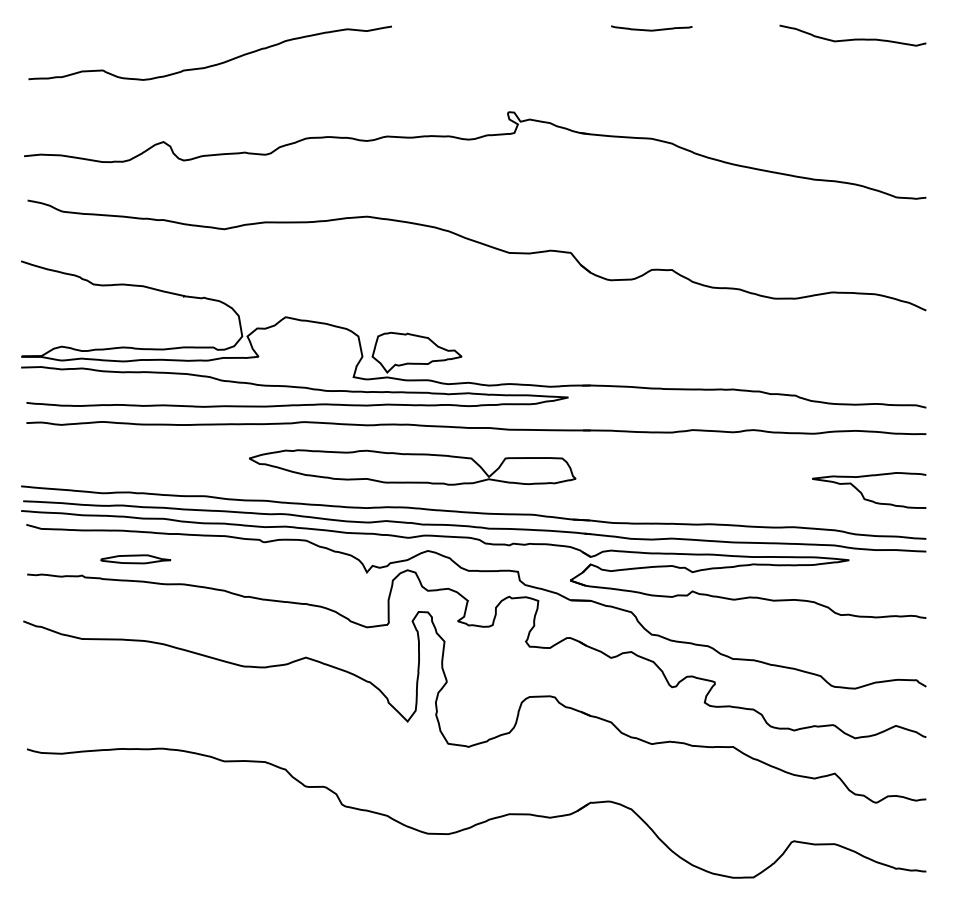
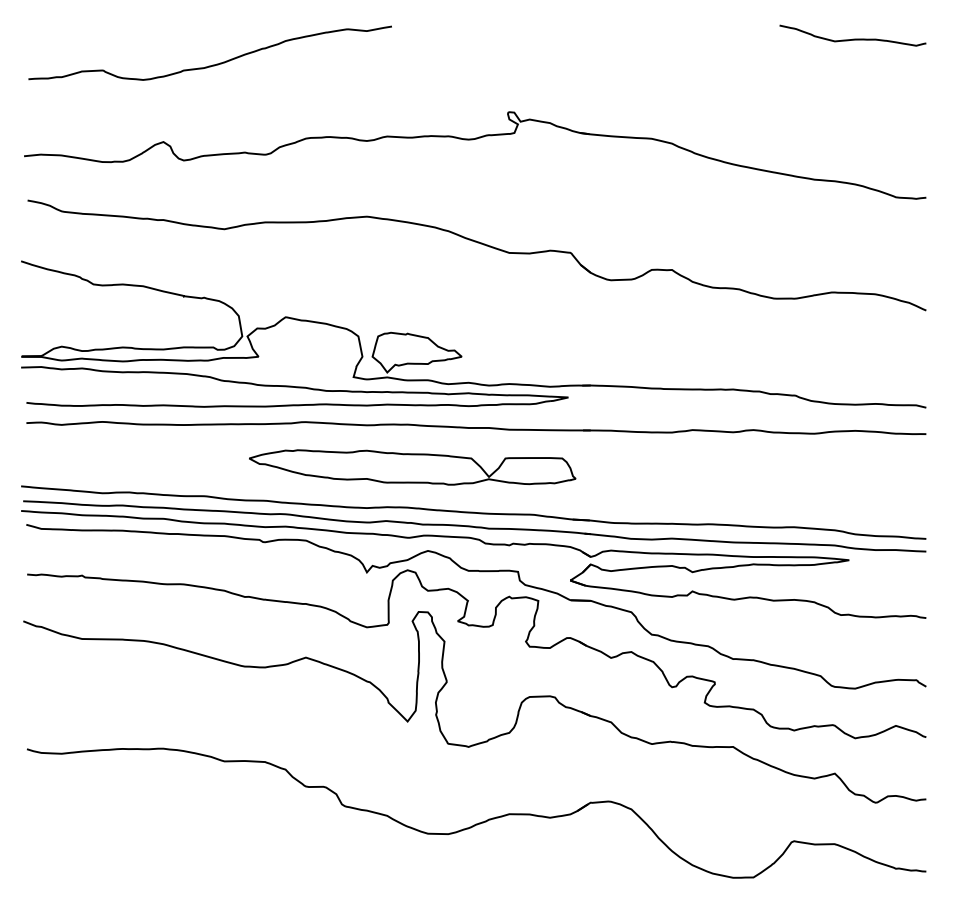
curve: present -> none (651, 29)
curve: present -> none (863, 494)
part: present -> none (135, 559)
